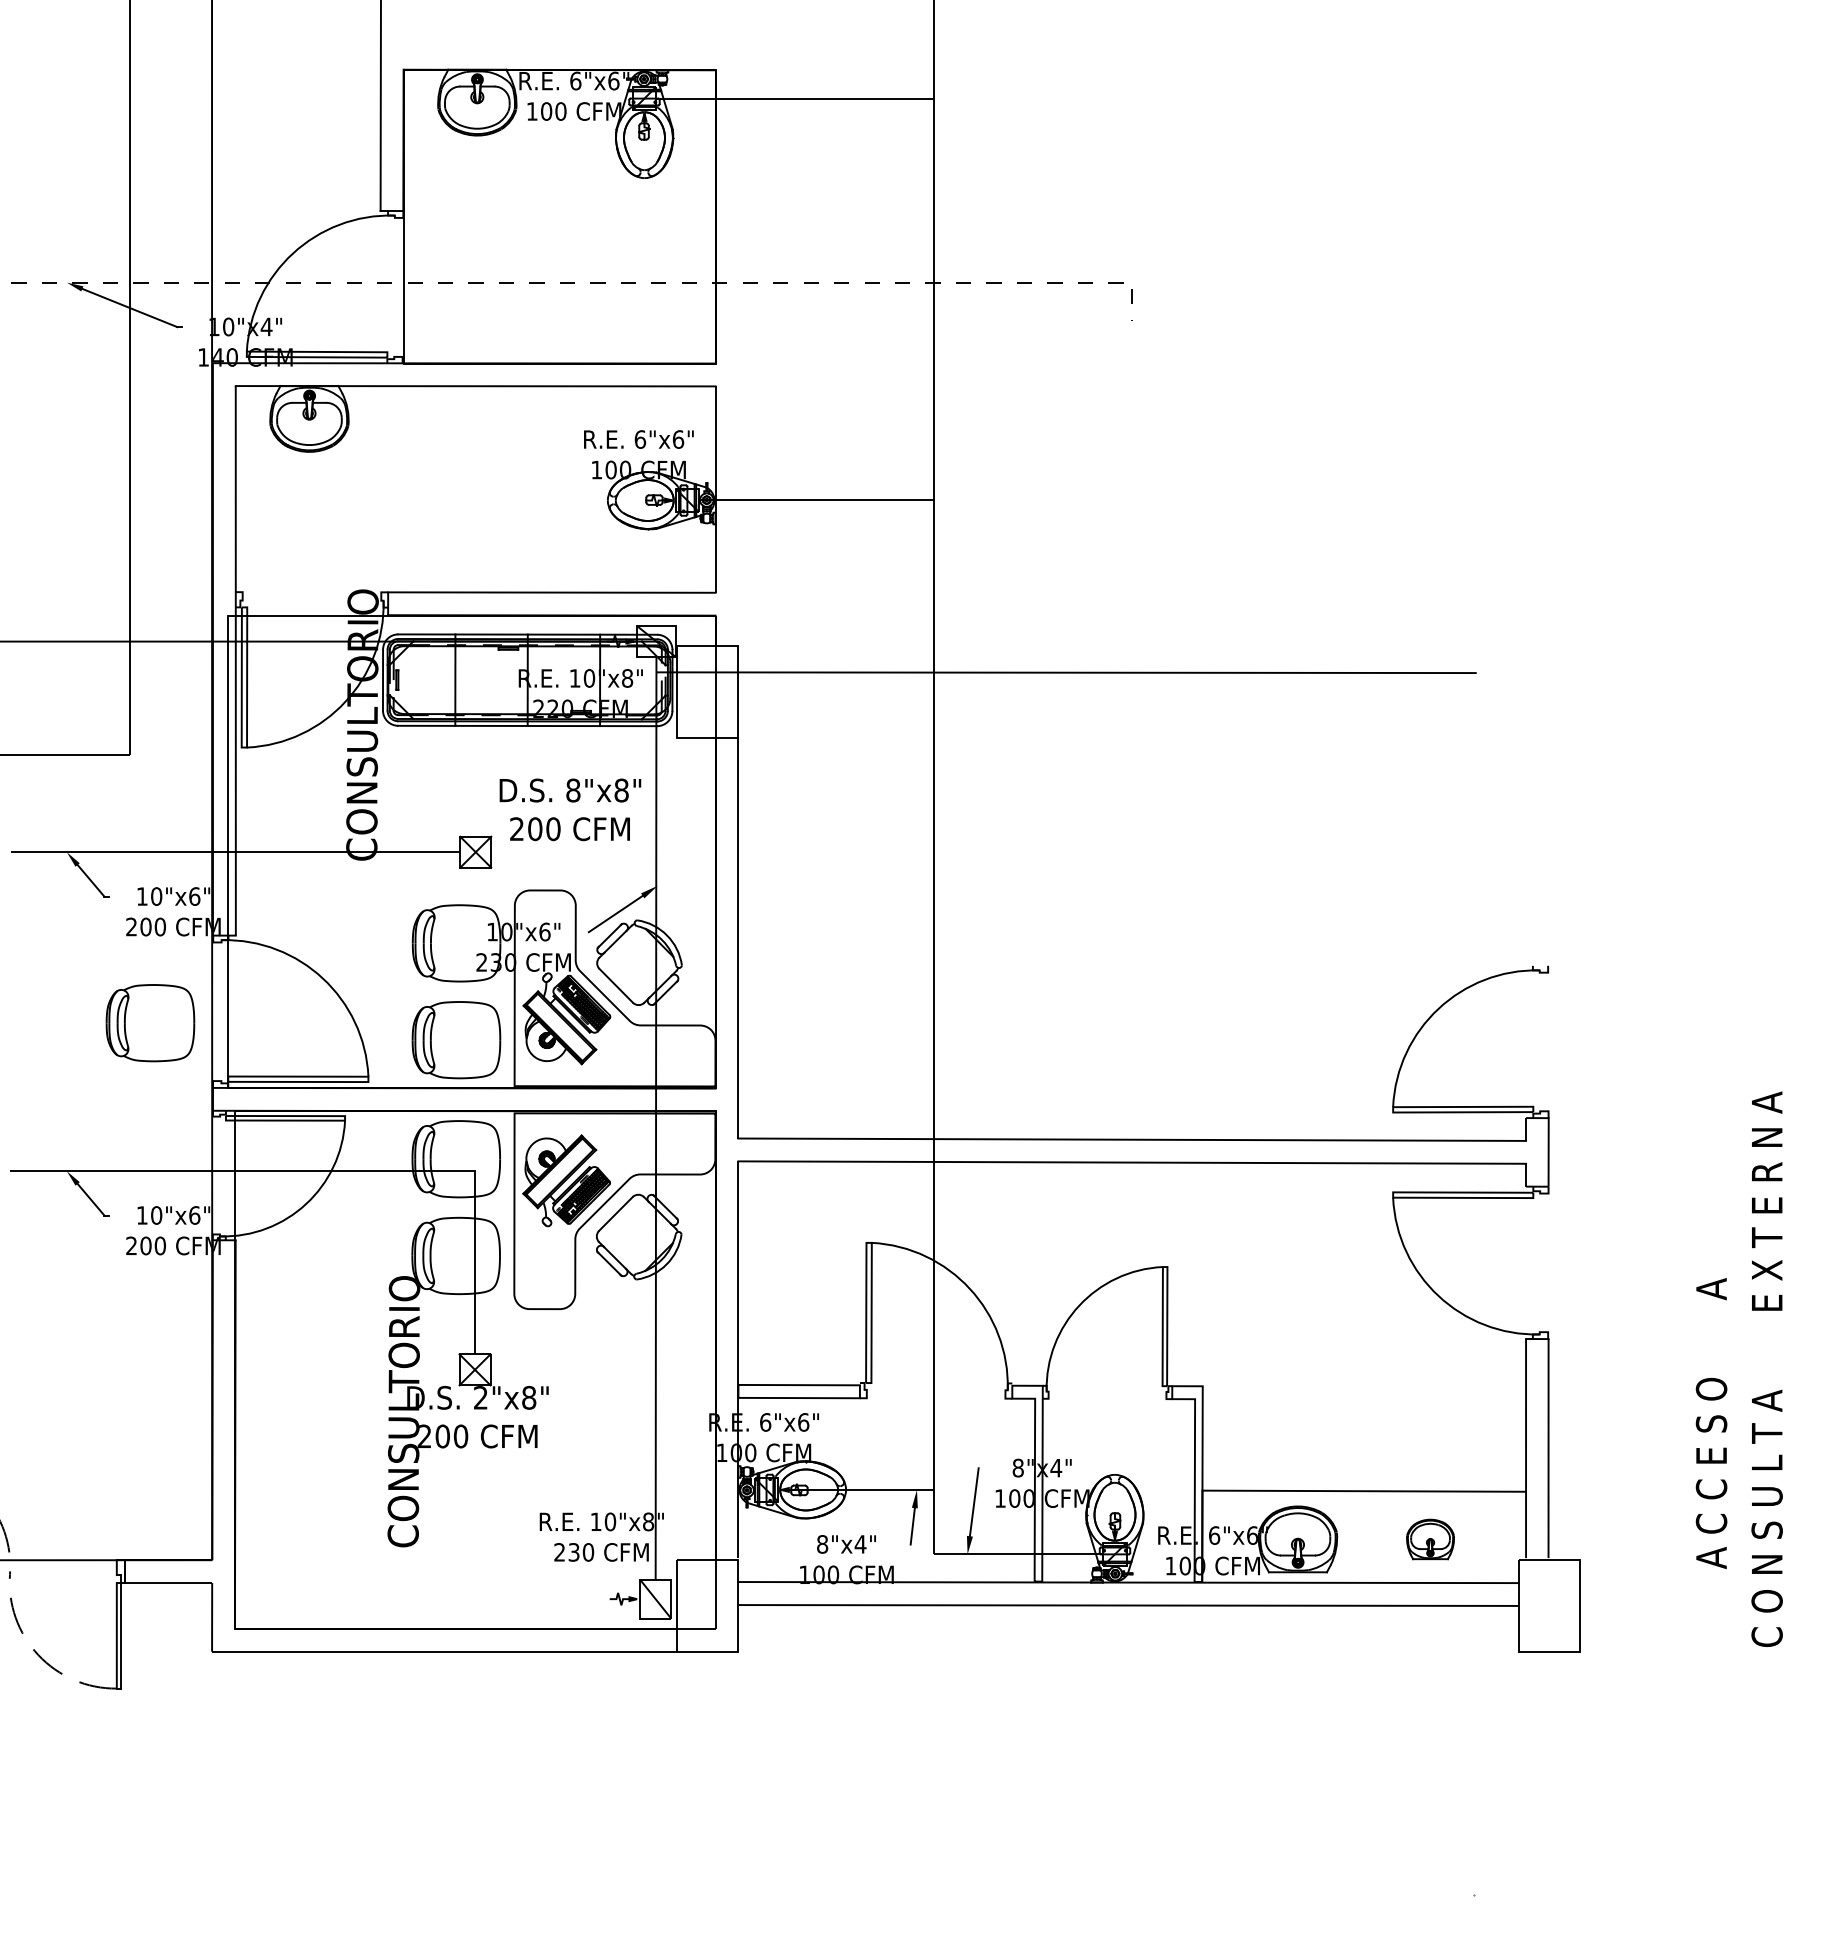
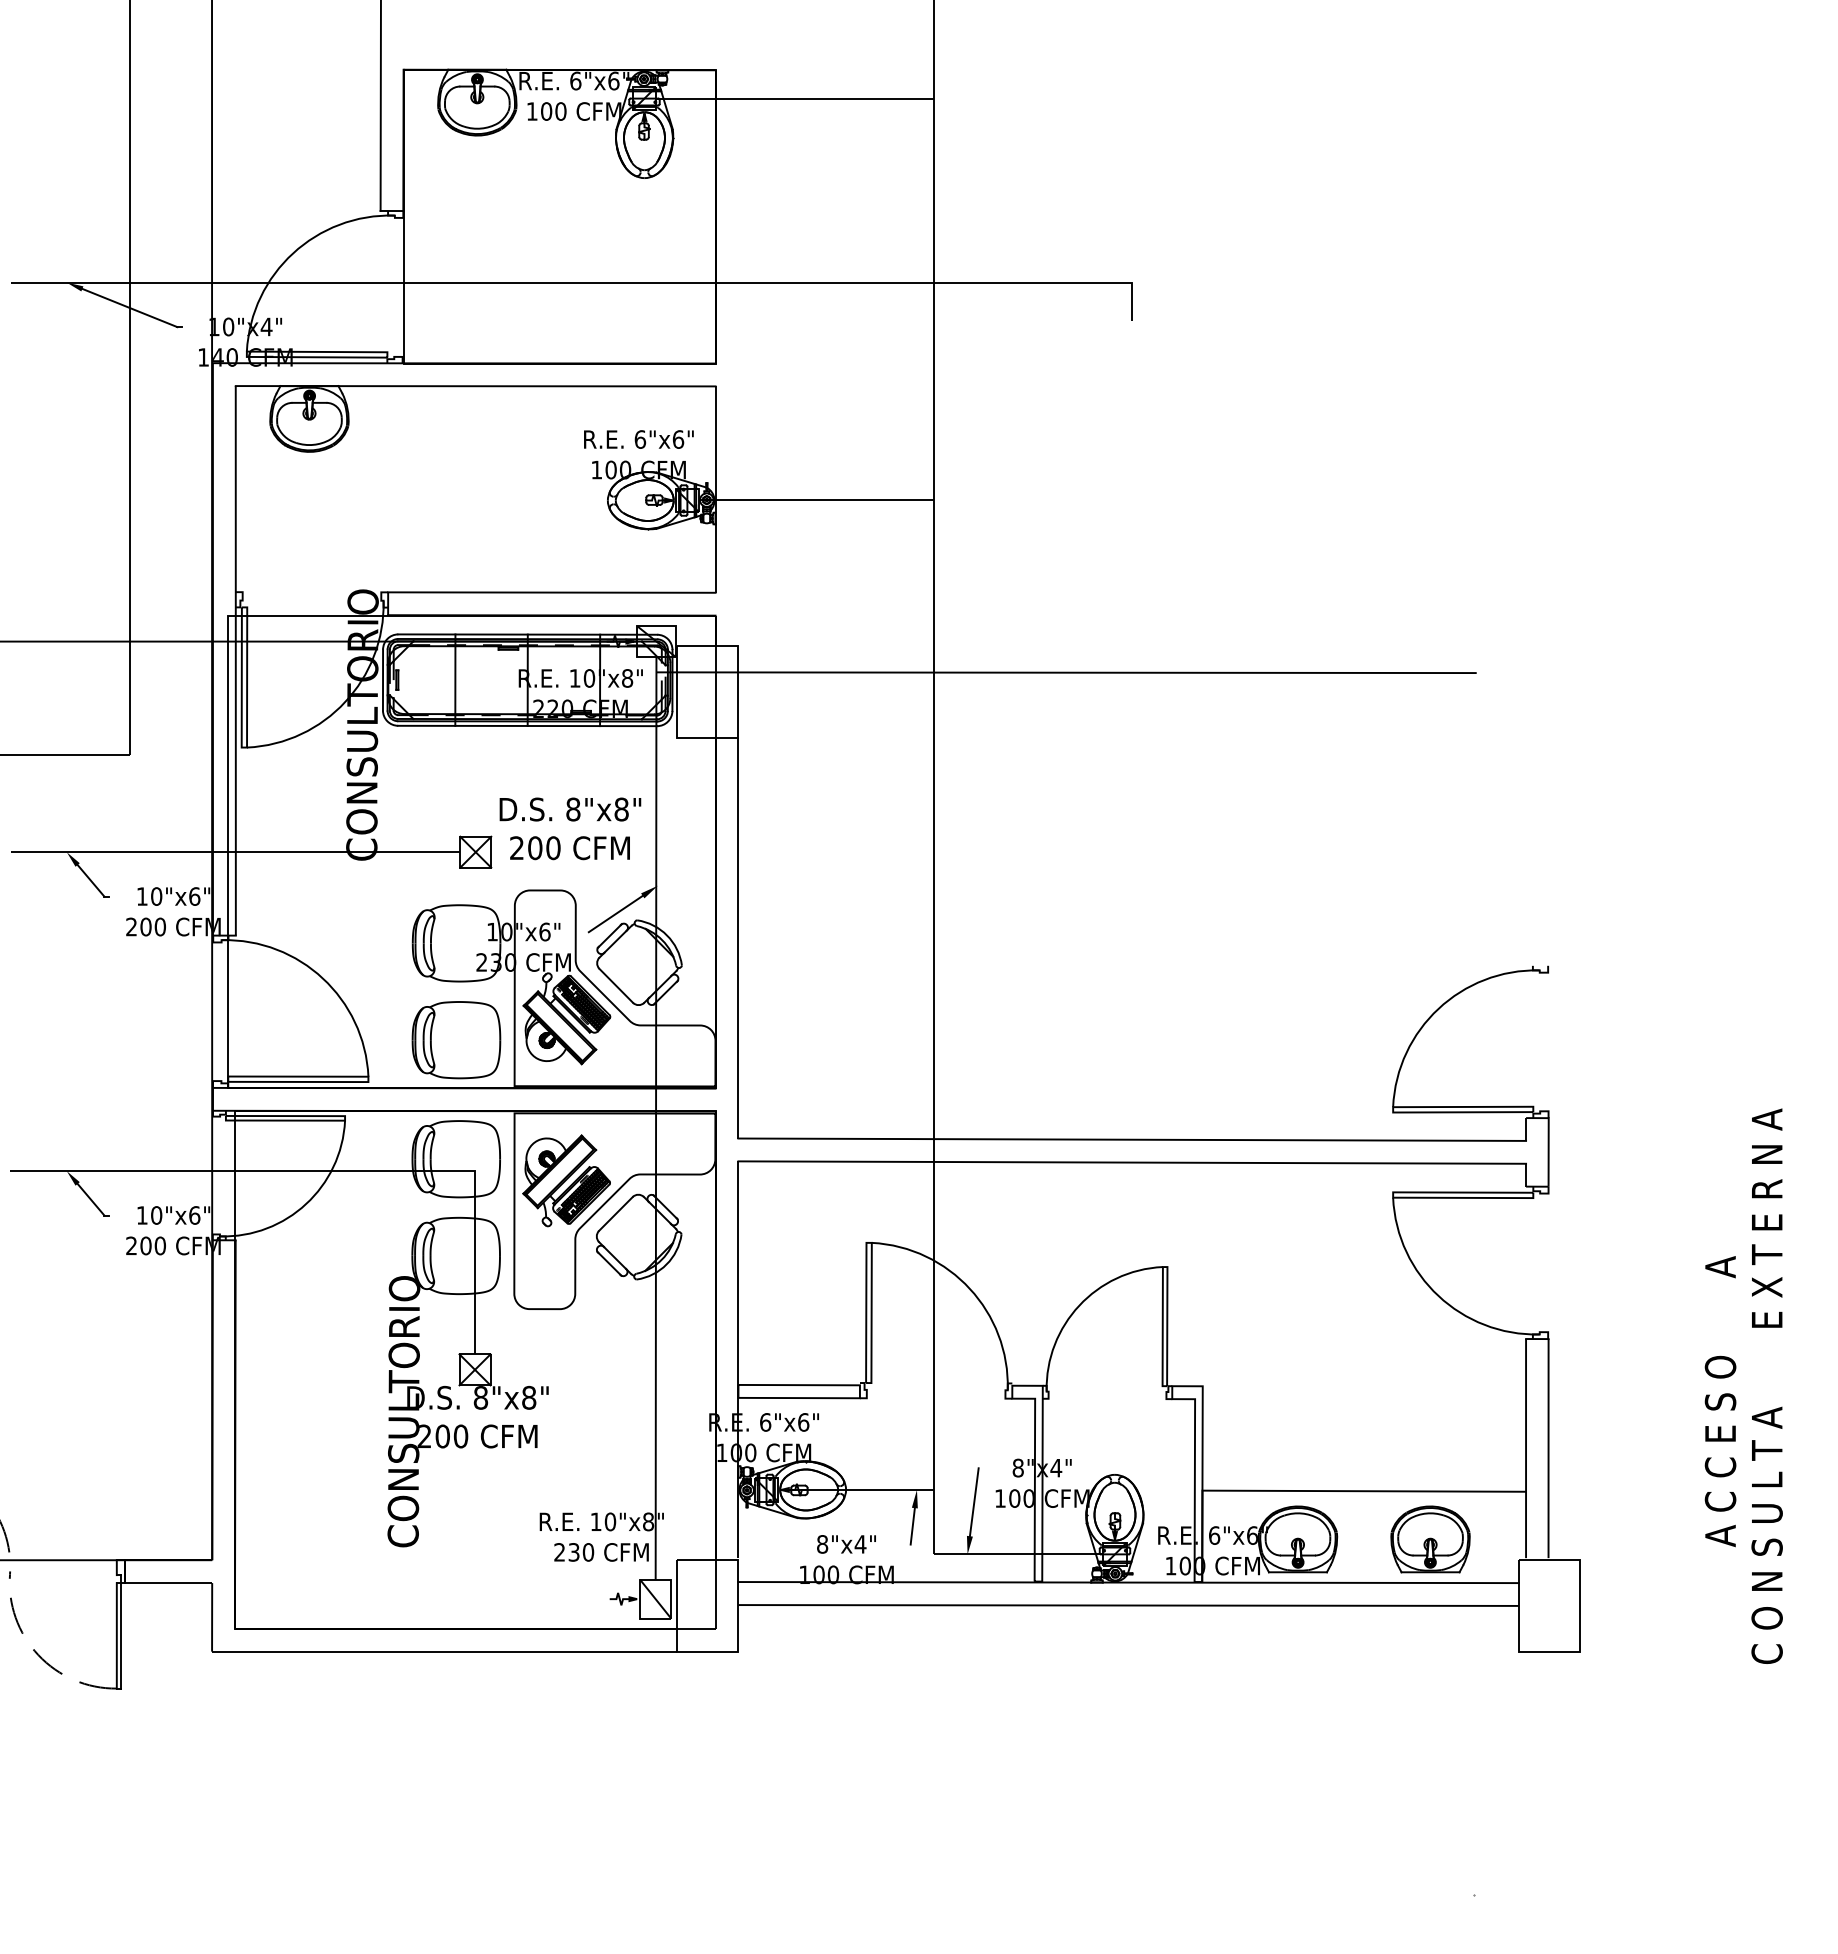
line: dashed -> solid (592, 282)
text position: (570, 809) -> (570, 828) (570, 828)
part: present -> none (150, 1023)
text position: (1766, 1368) -> (1766, 1385) (1766, 1385)
text: 2"x8" -> 8"x8" (480, 1397)
text position: (1711, 1423) -> (1720, 1401) (1720, 1401)
part size: 49x43 px -> 81x69 px (1430, 1539)
